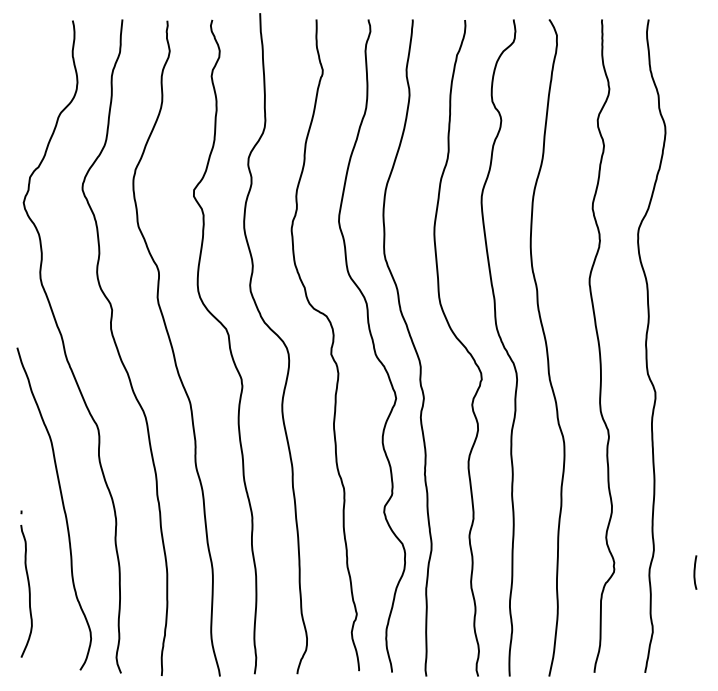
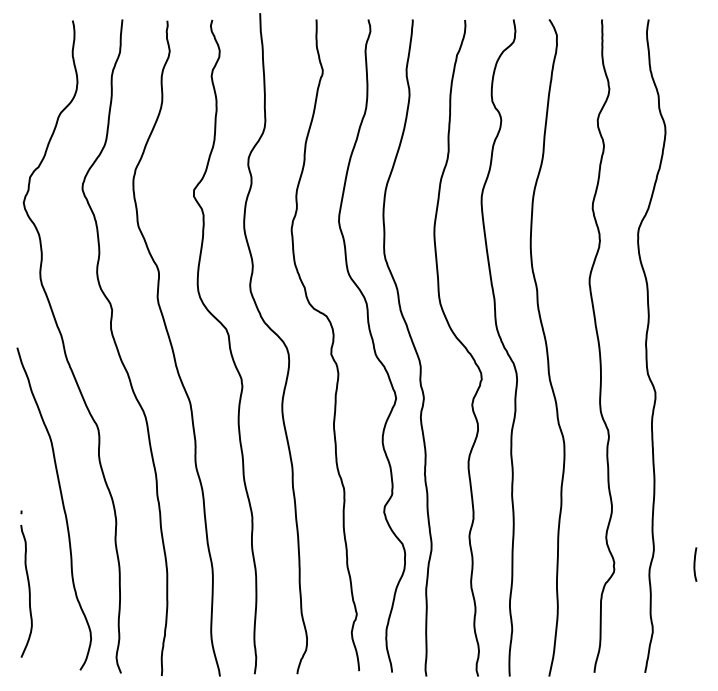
curve position: (695, 572) -> (695, 564) (695, 564)
